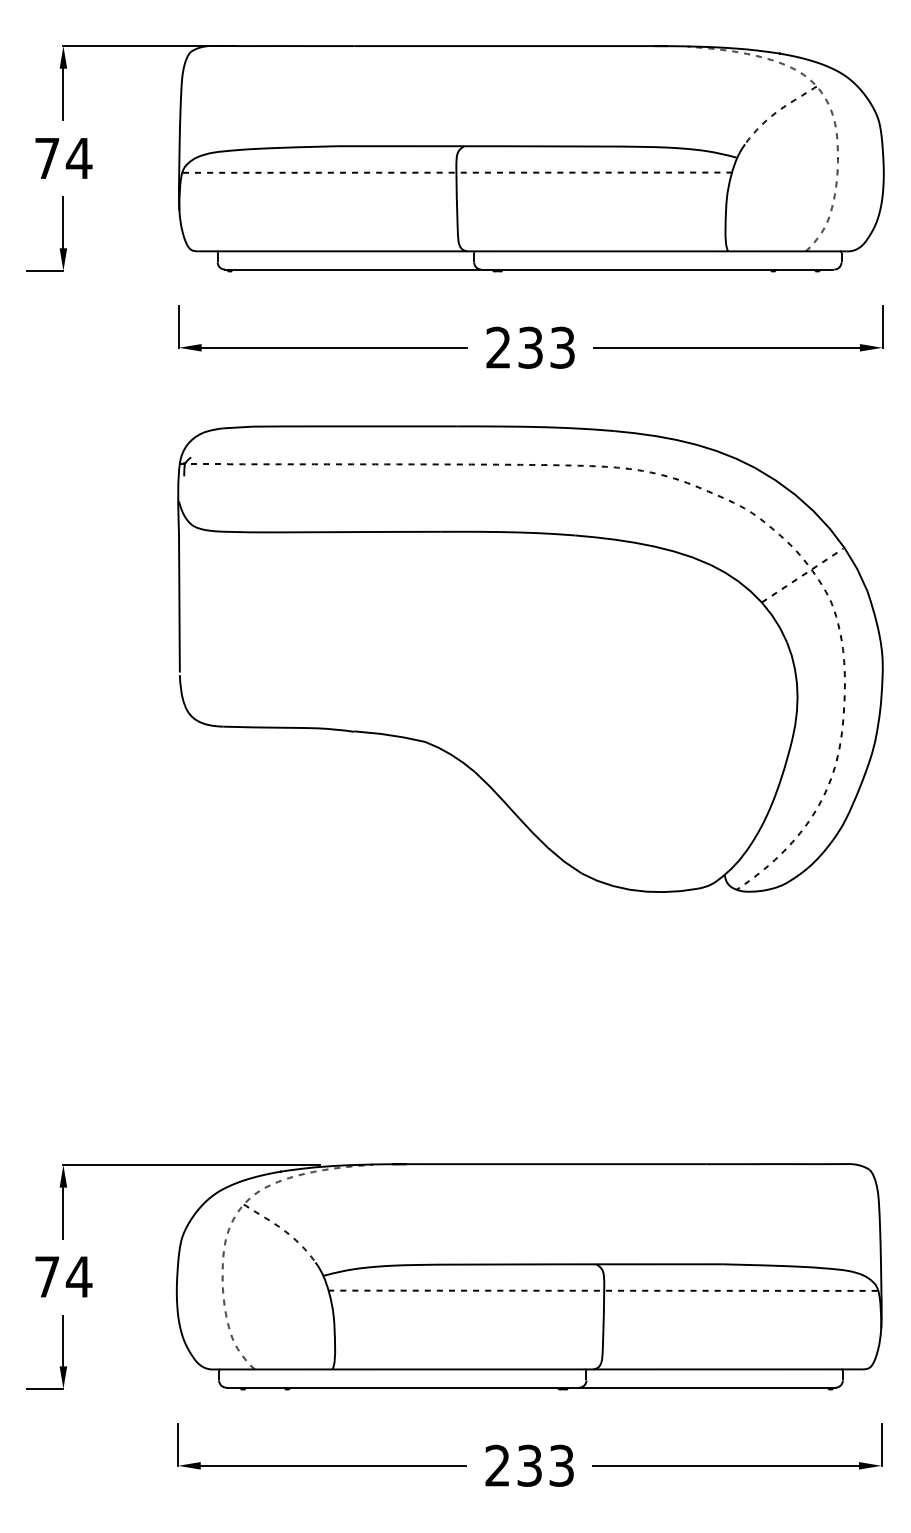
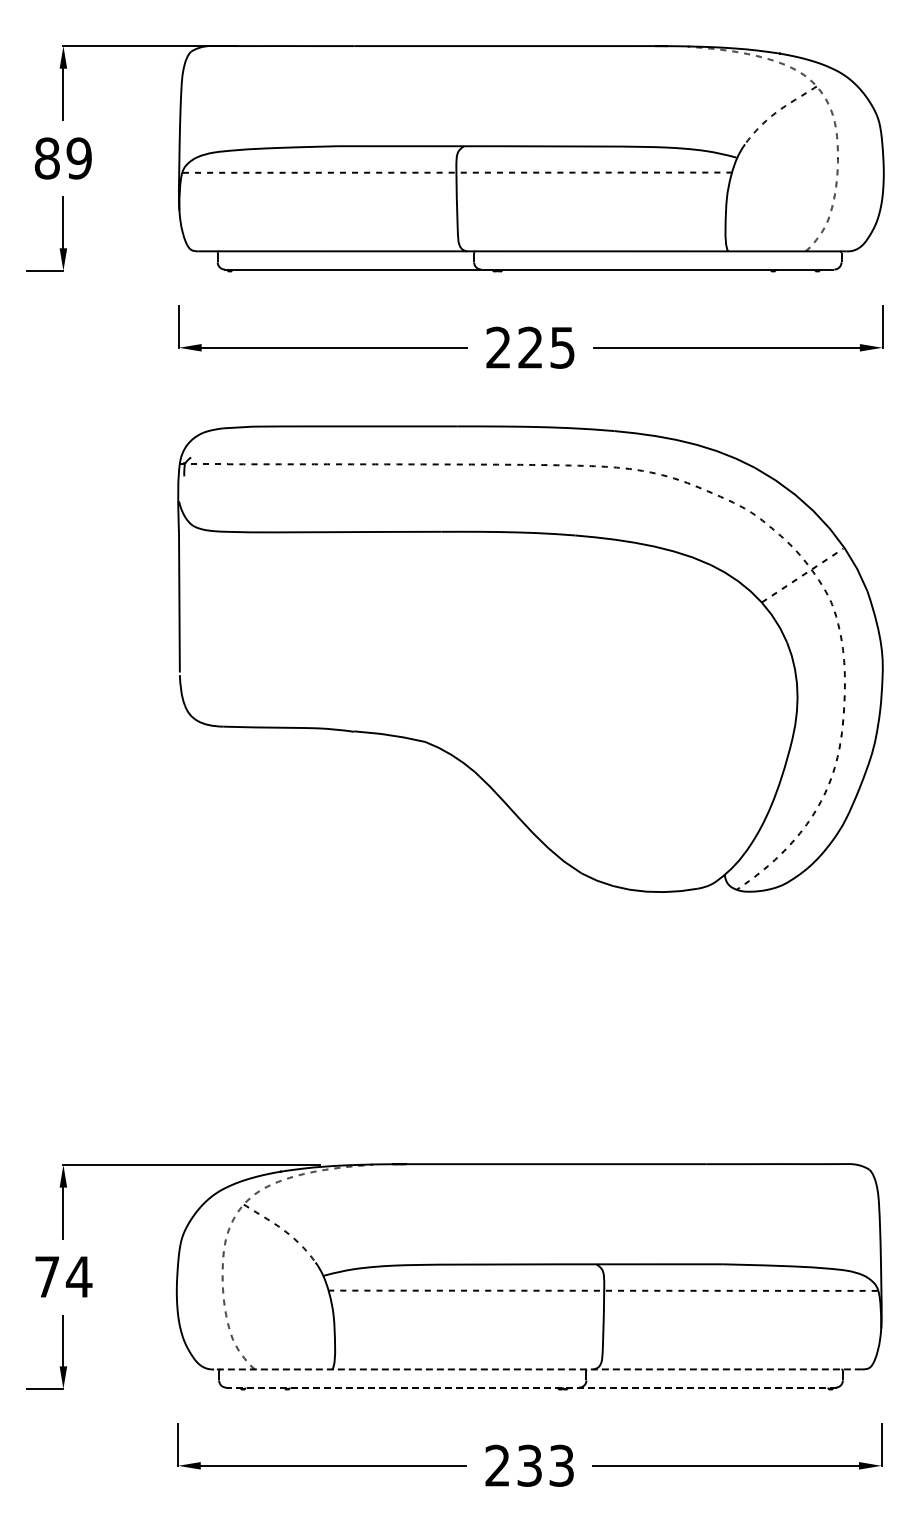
text: 74 -> 89 (63, 158)
text: 233 -> 225 (546, 347)
line: solid -> dashed (538, 1369)
line: solid -> dashed (530, 1387)
